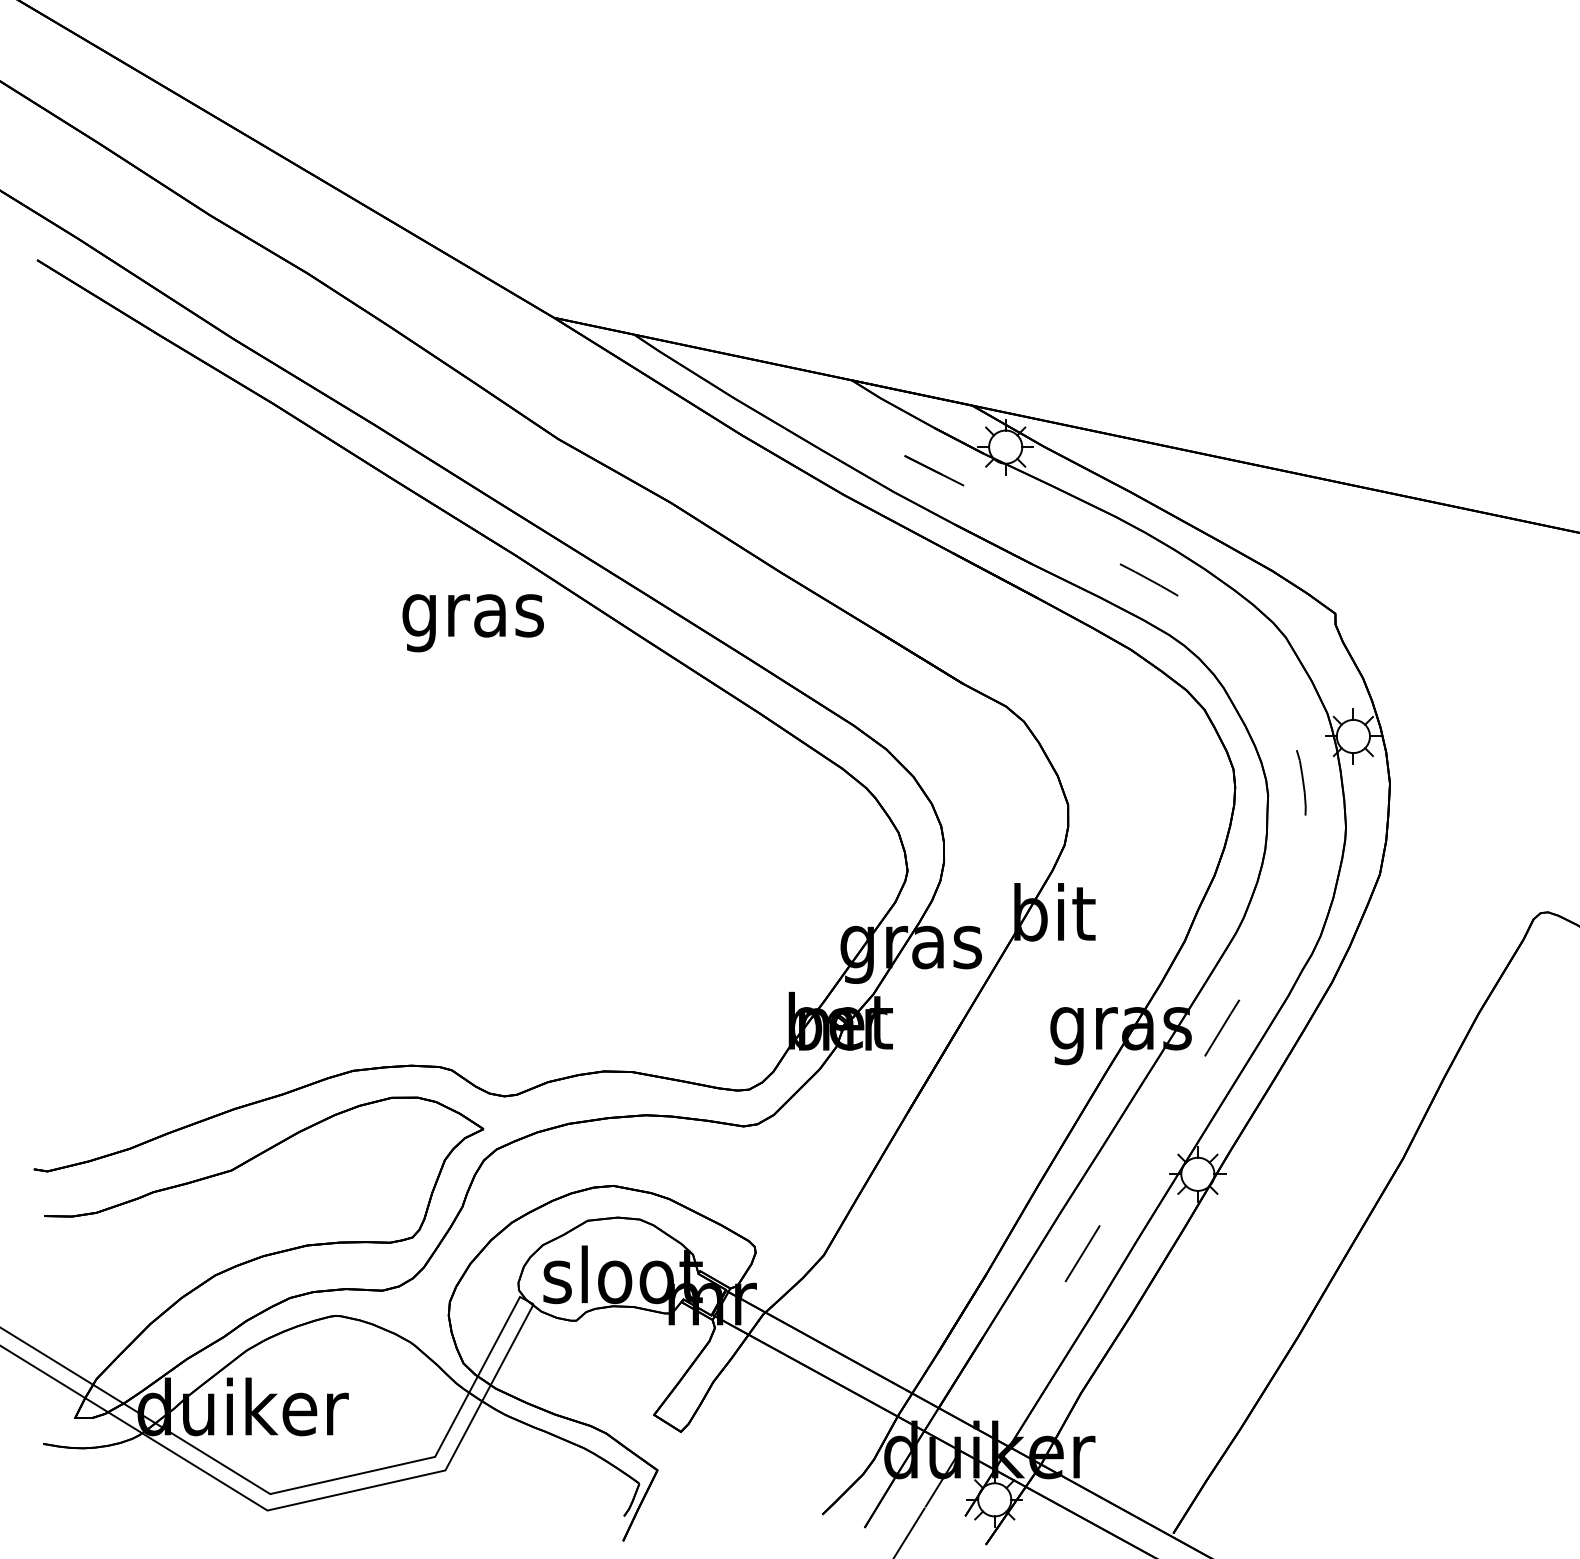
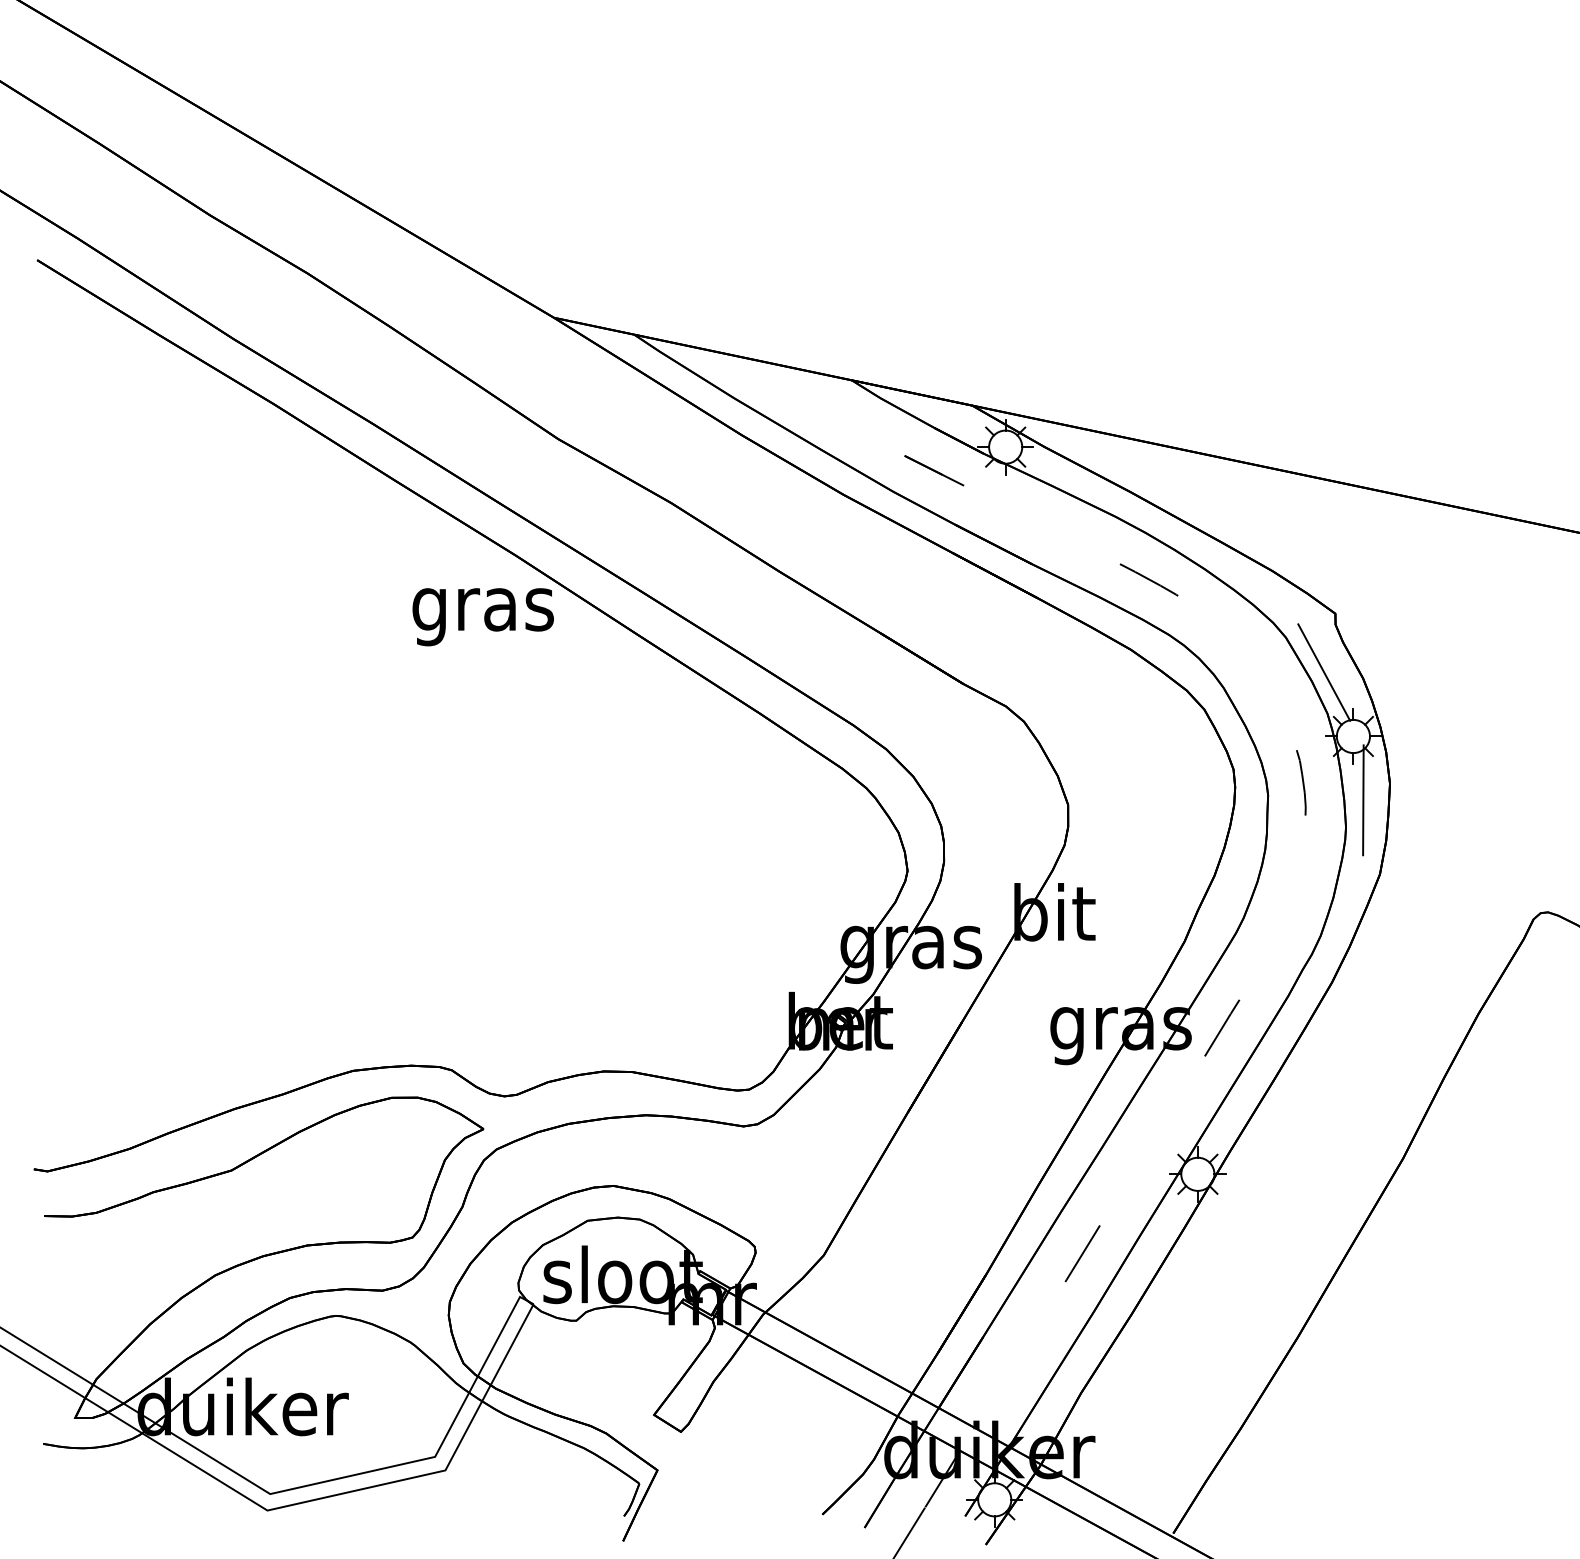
text position: (472, 623) -> (482, 617) (482, 617)
line: none -> present (1324, 672)
line: none -> present (1363, 800)
